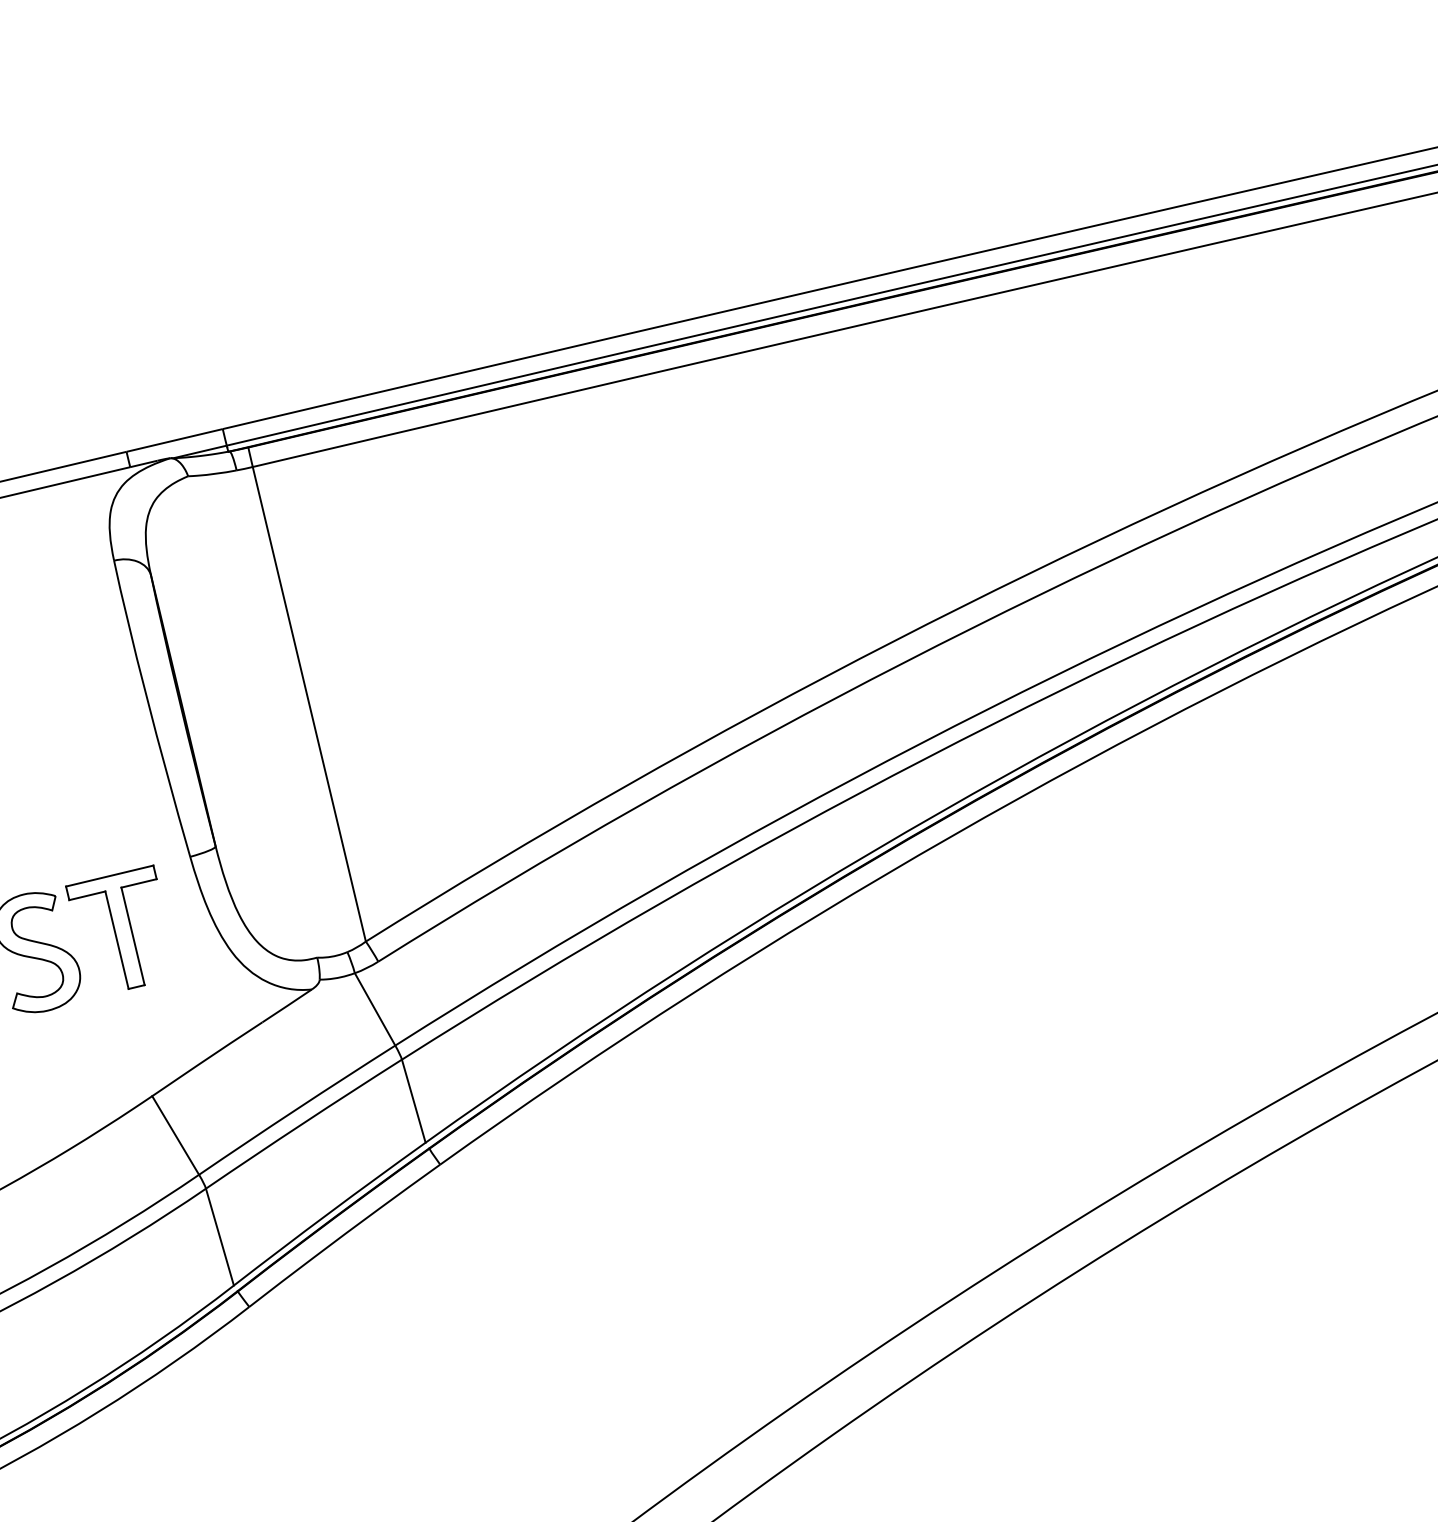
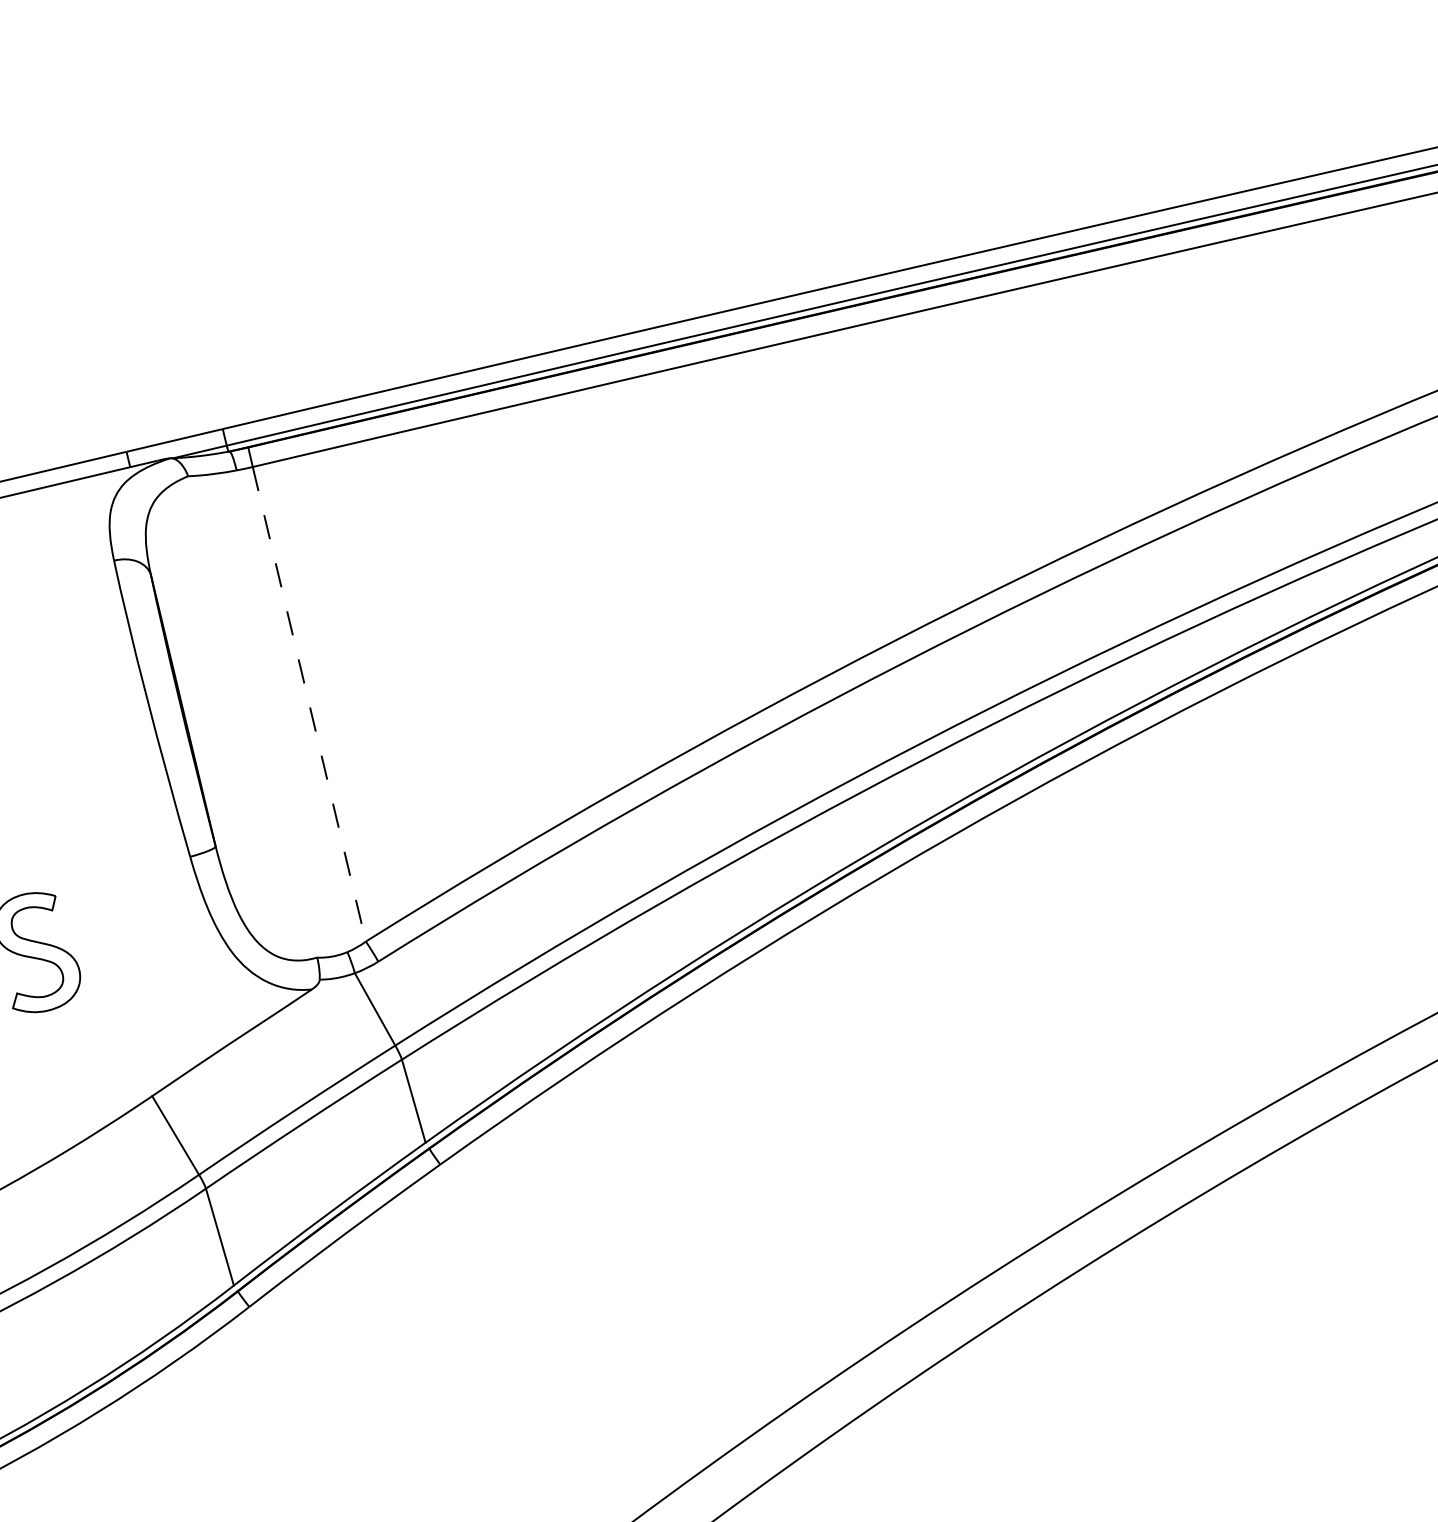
line: solid -> dashed (309, 704)
part: present -> none (111, 926)
